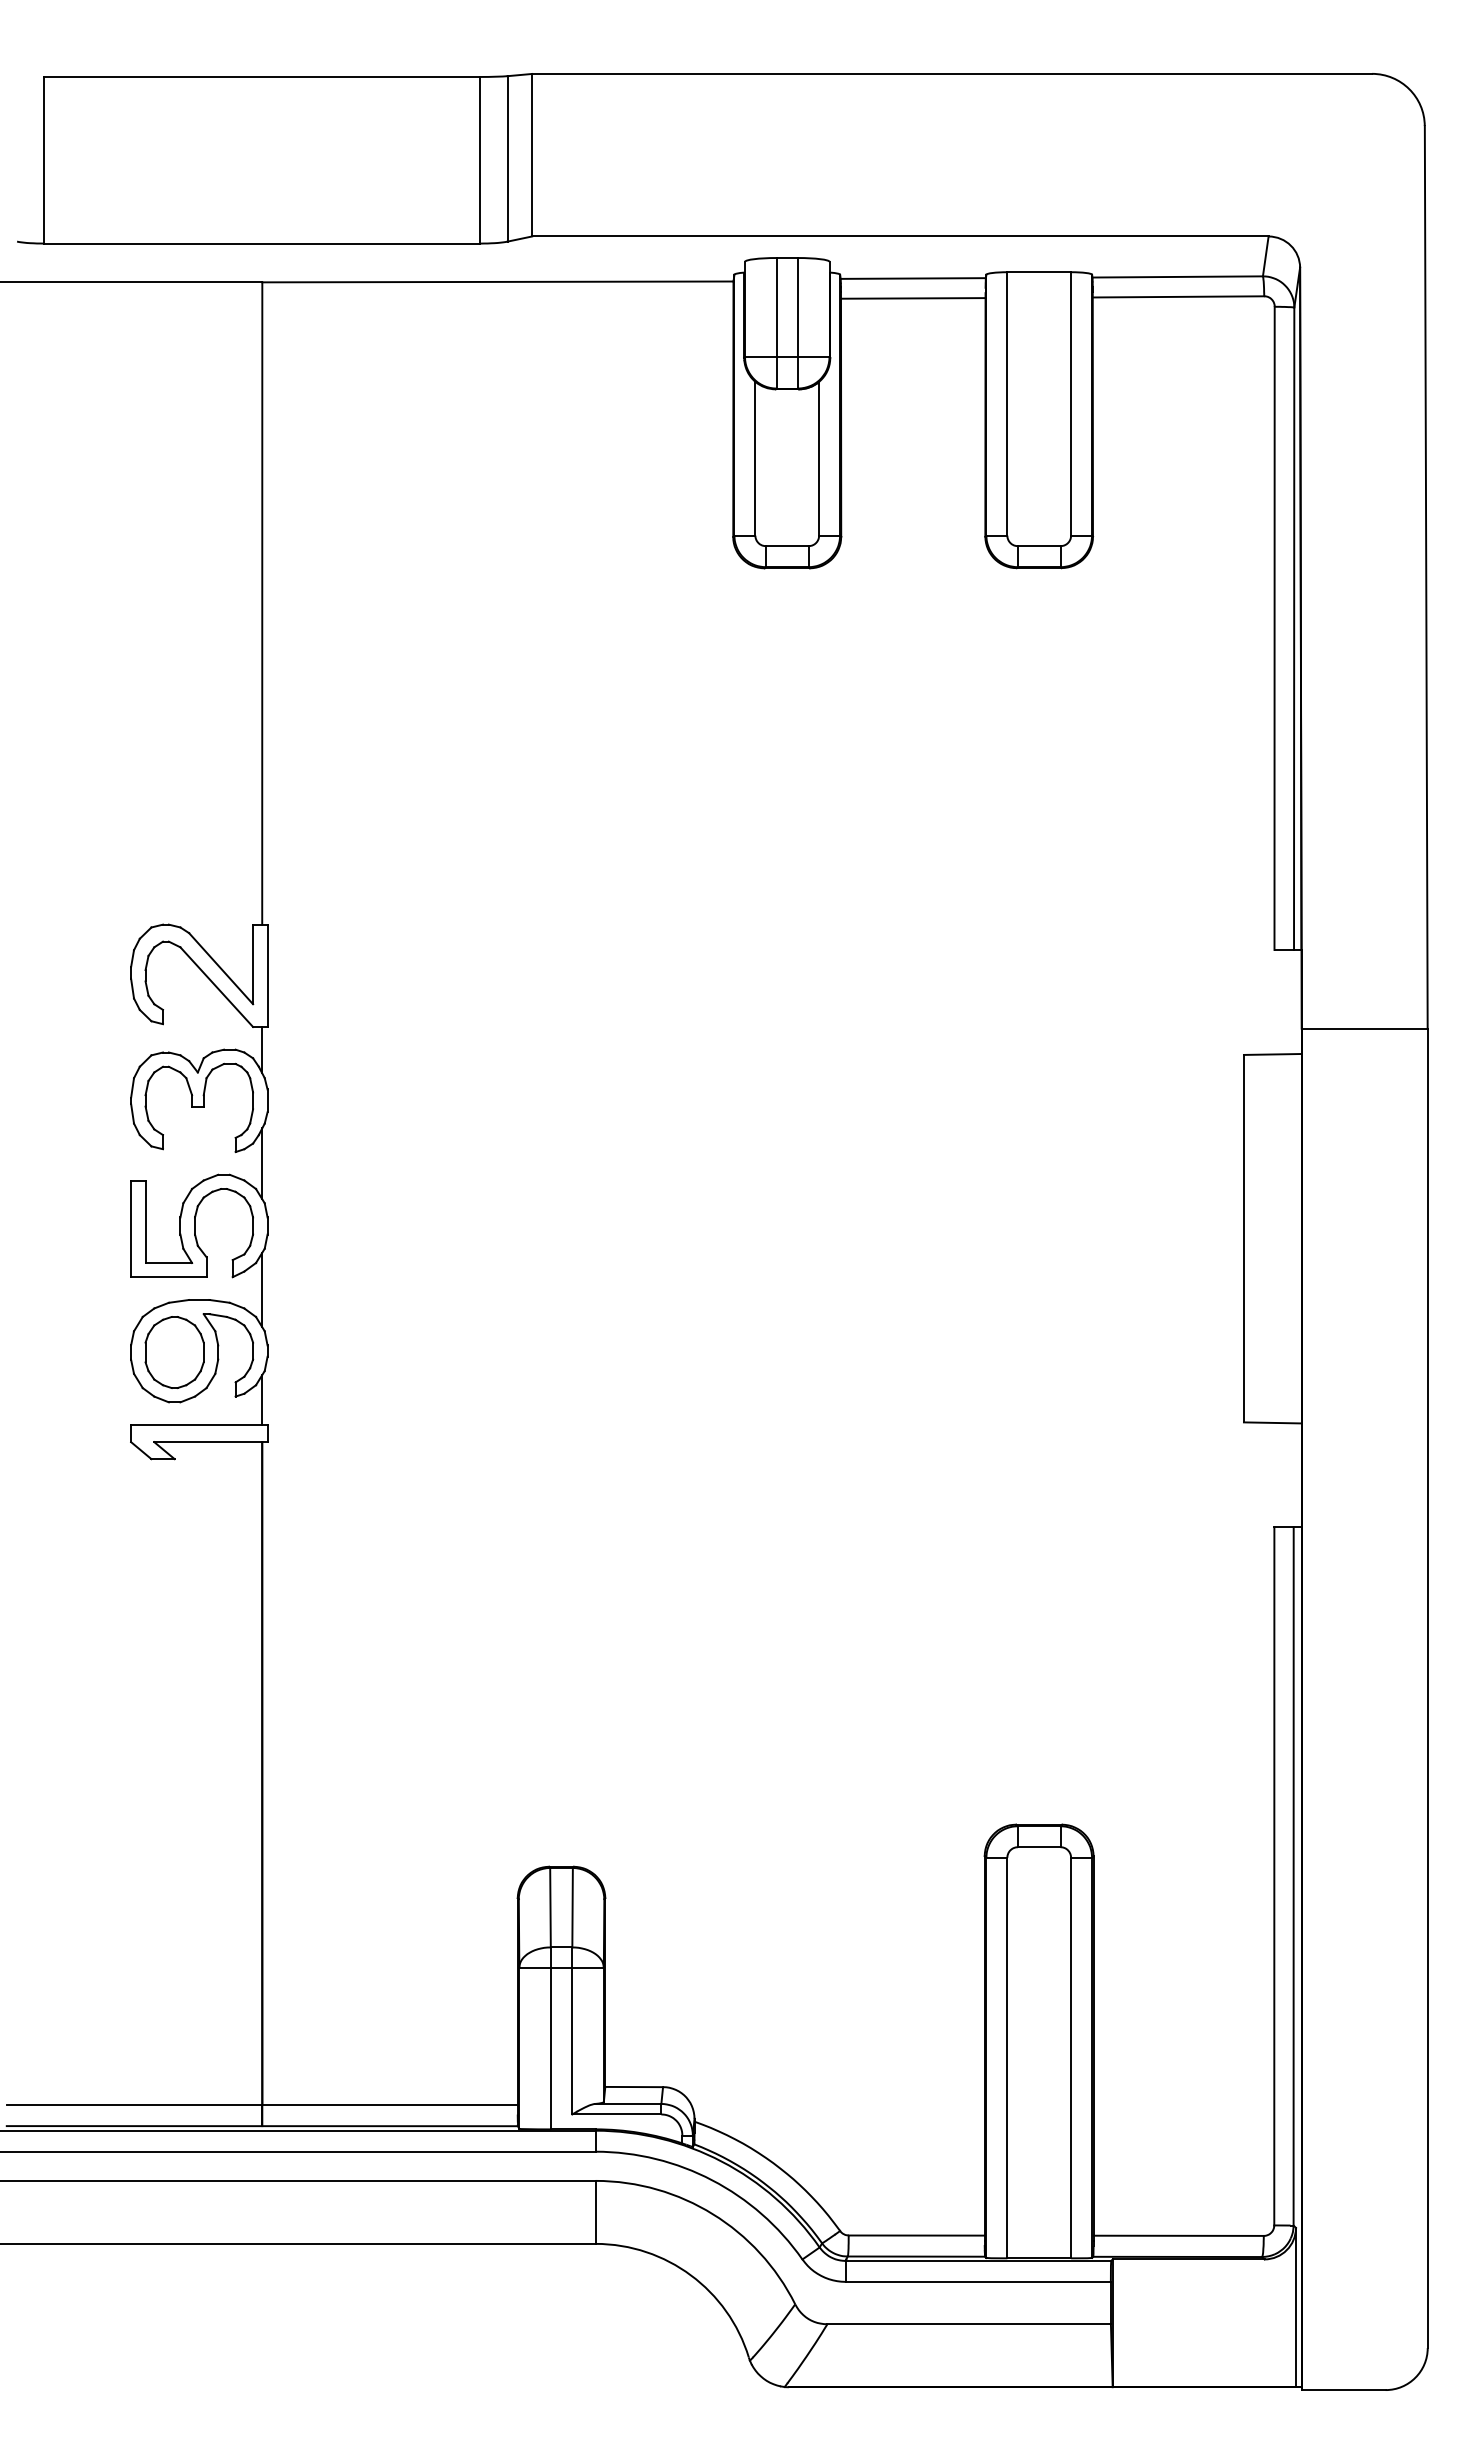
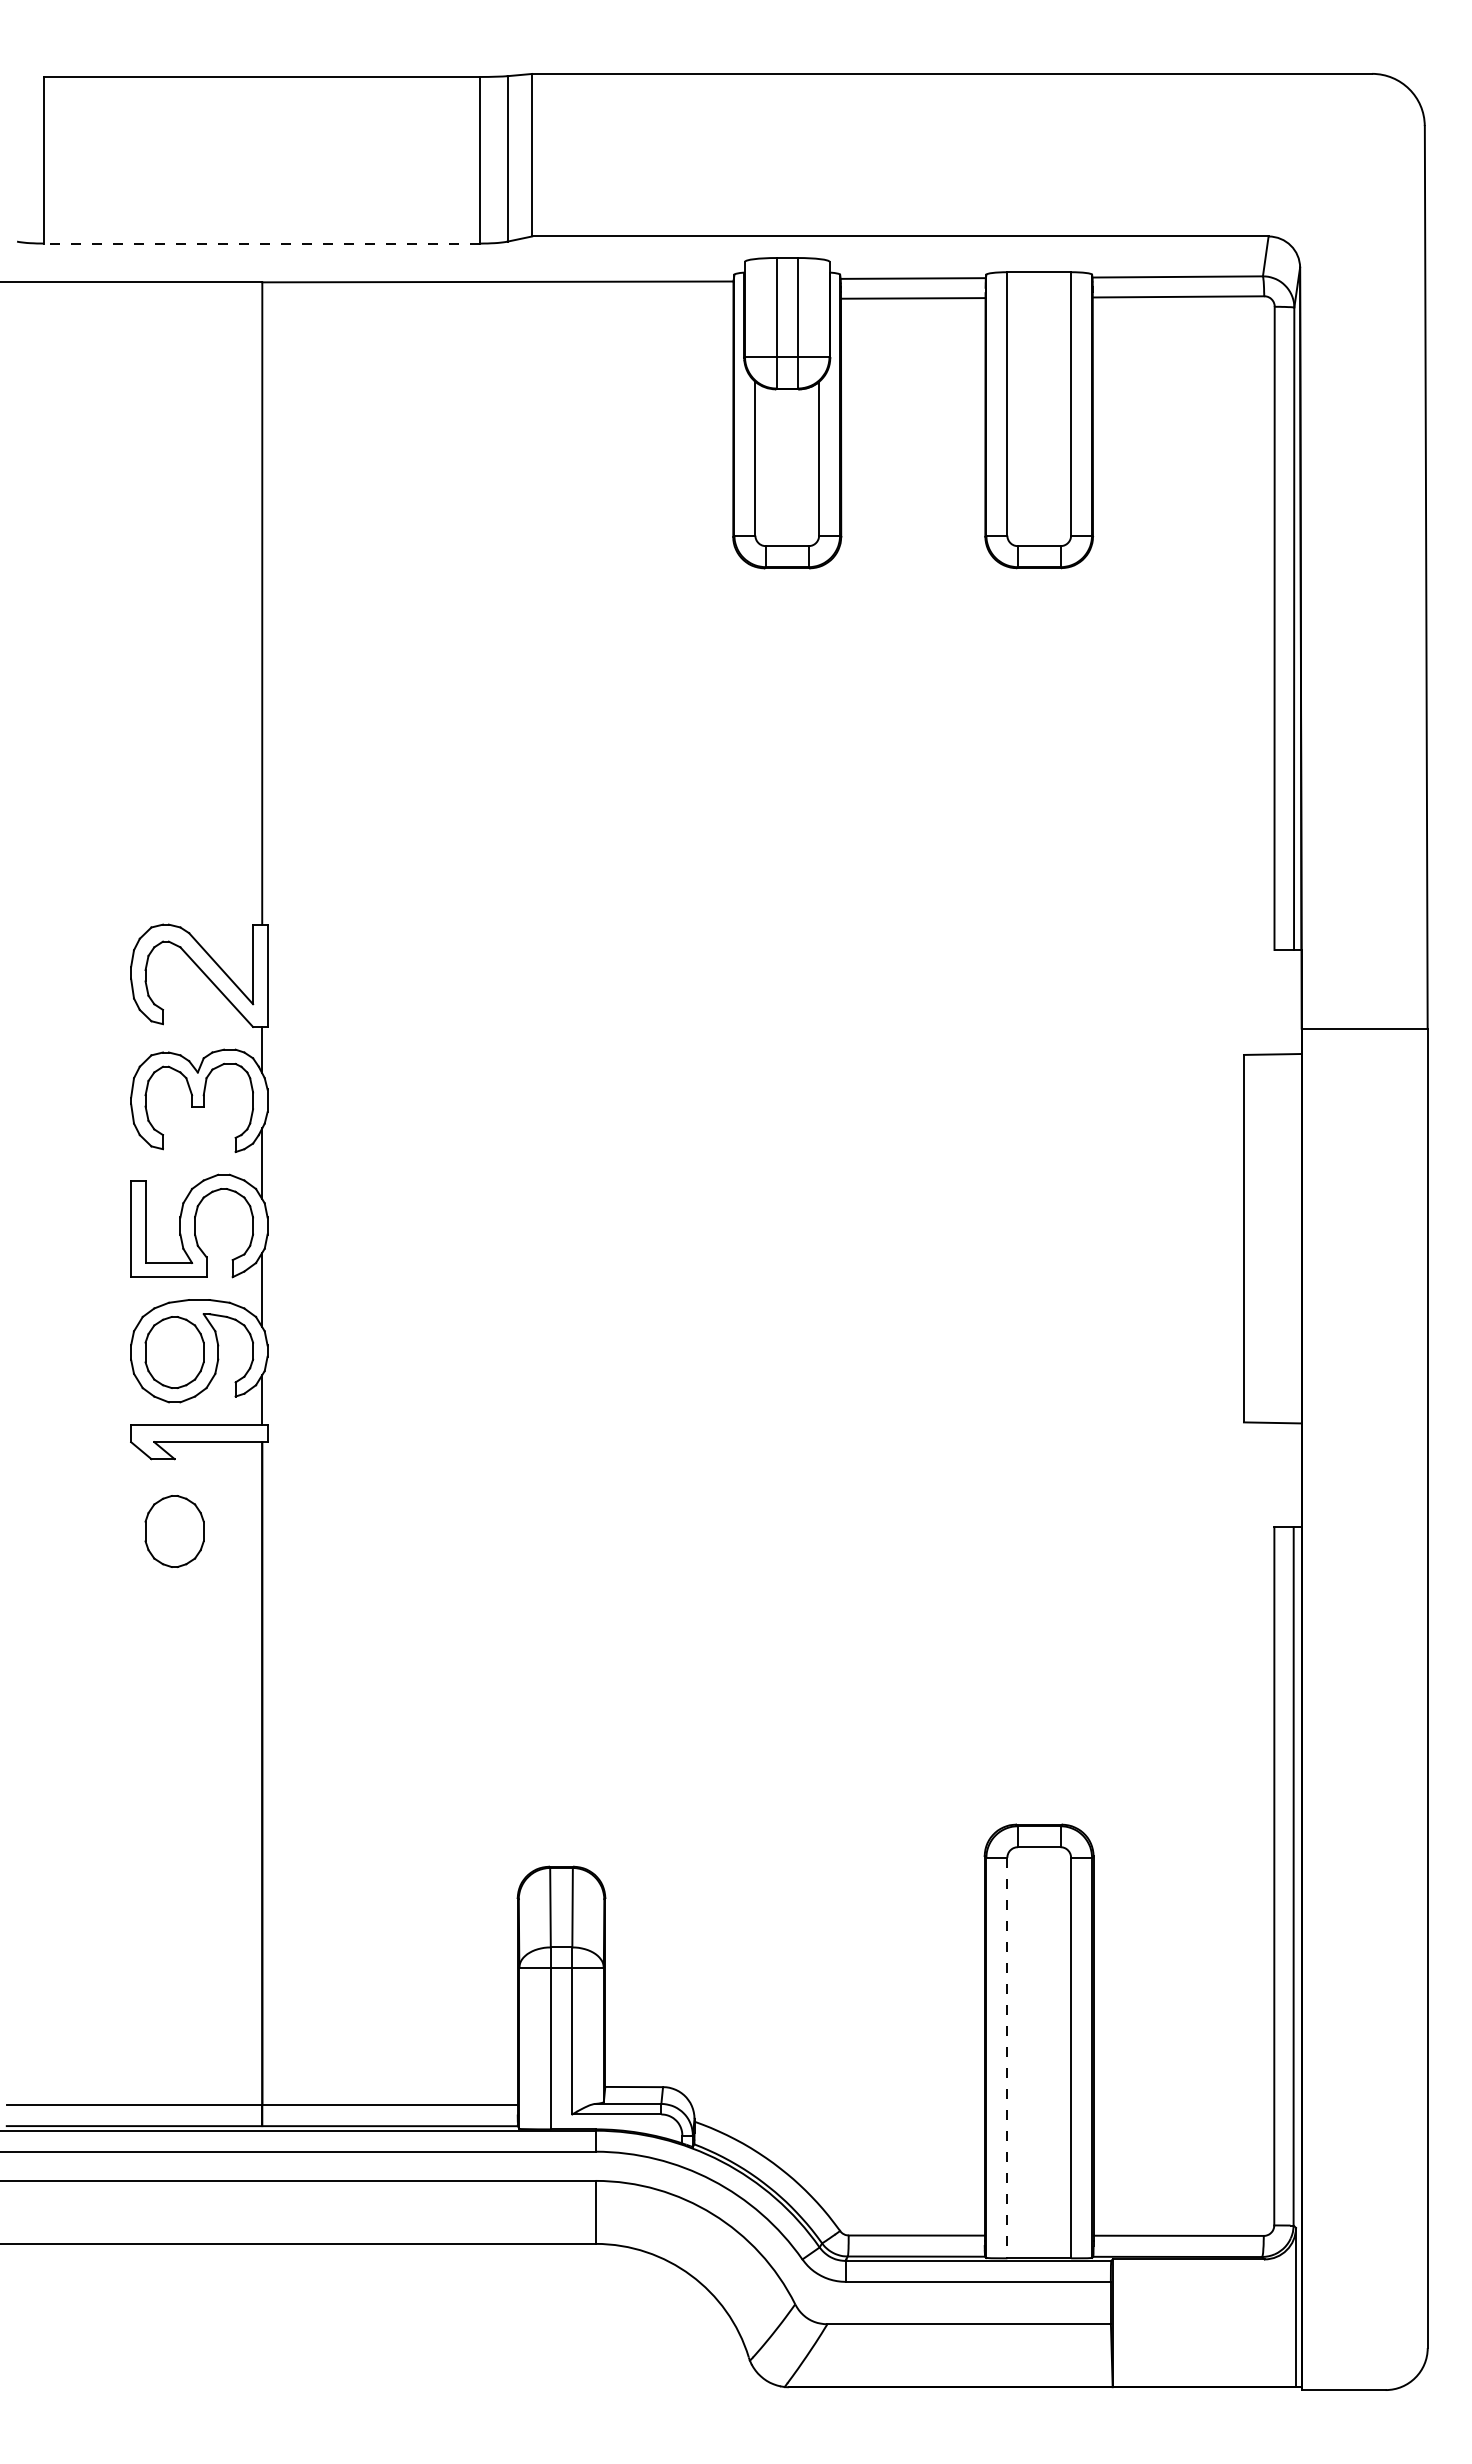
line: solid -> dashed (261, 243)
part: none -> present (174, 1531)
line: solid -> dashed (1007, 2058)
